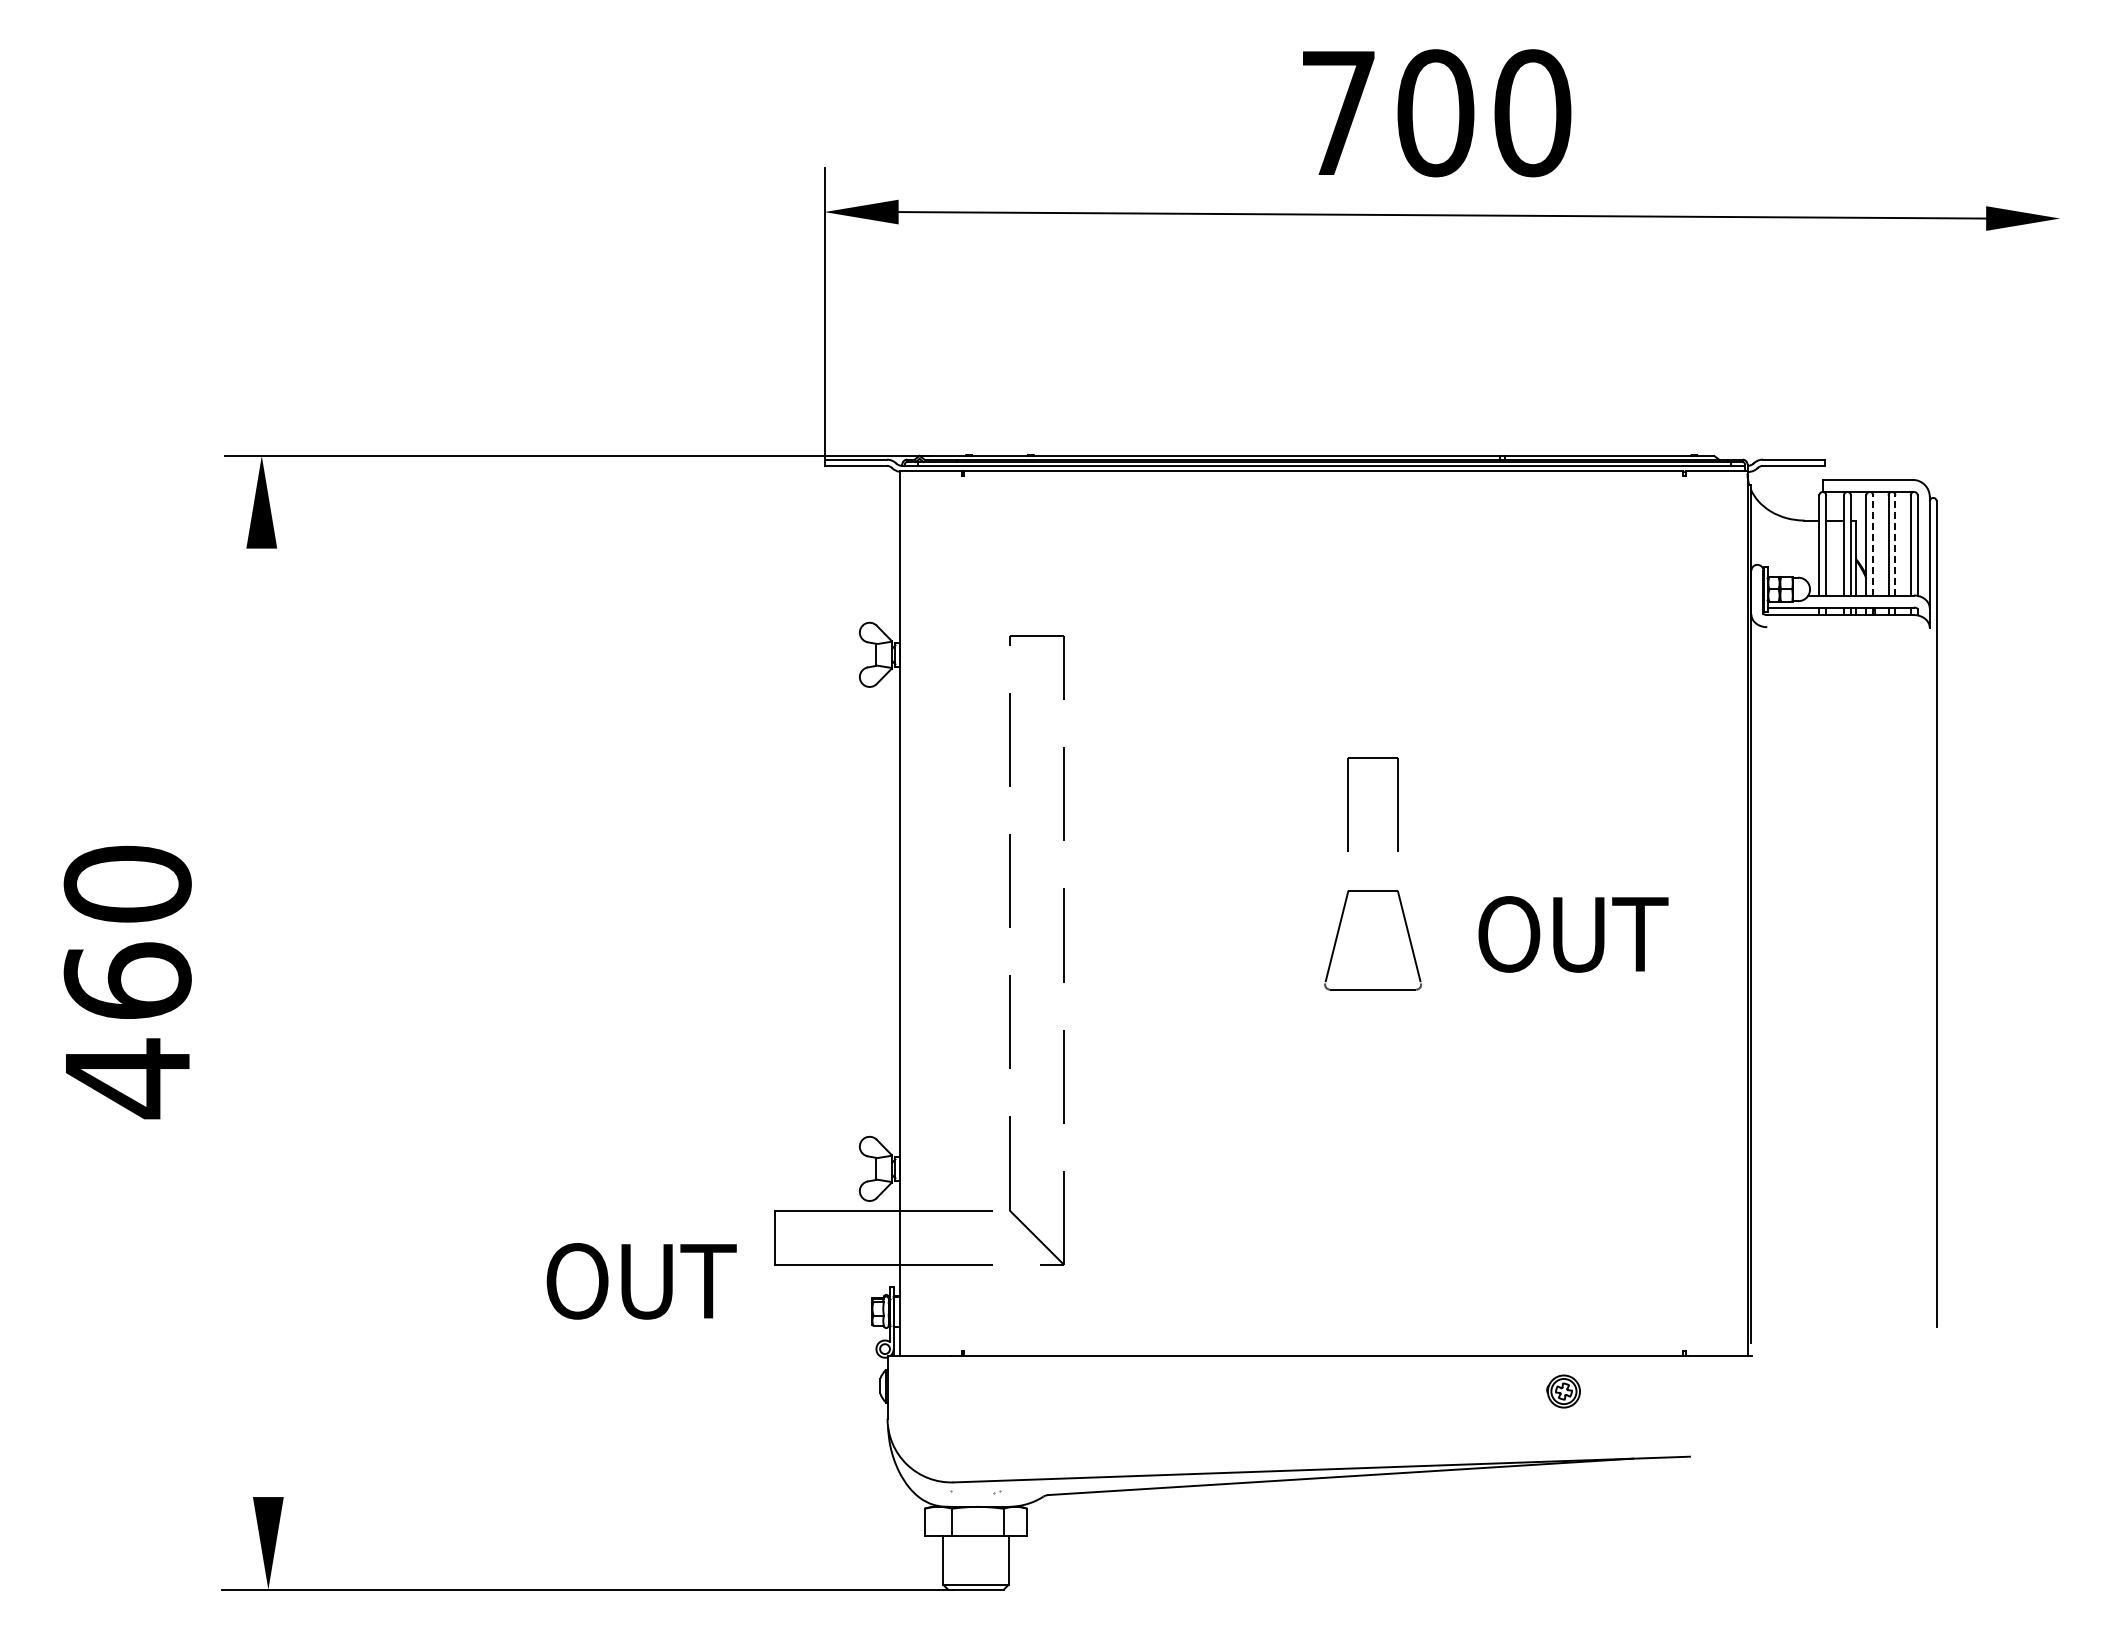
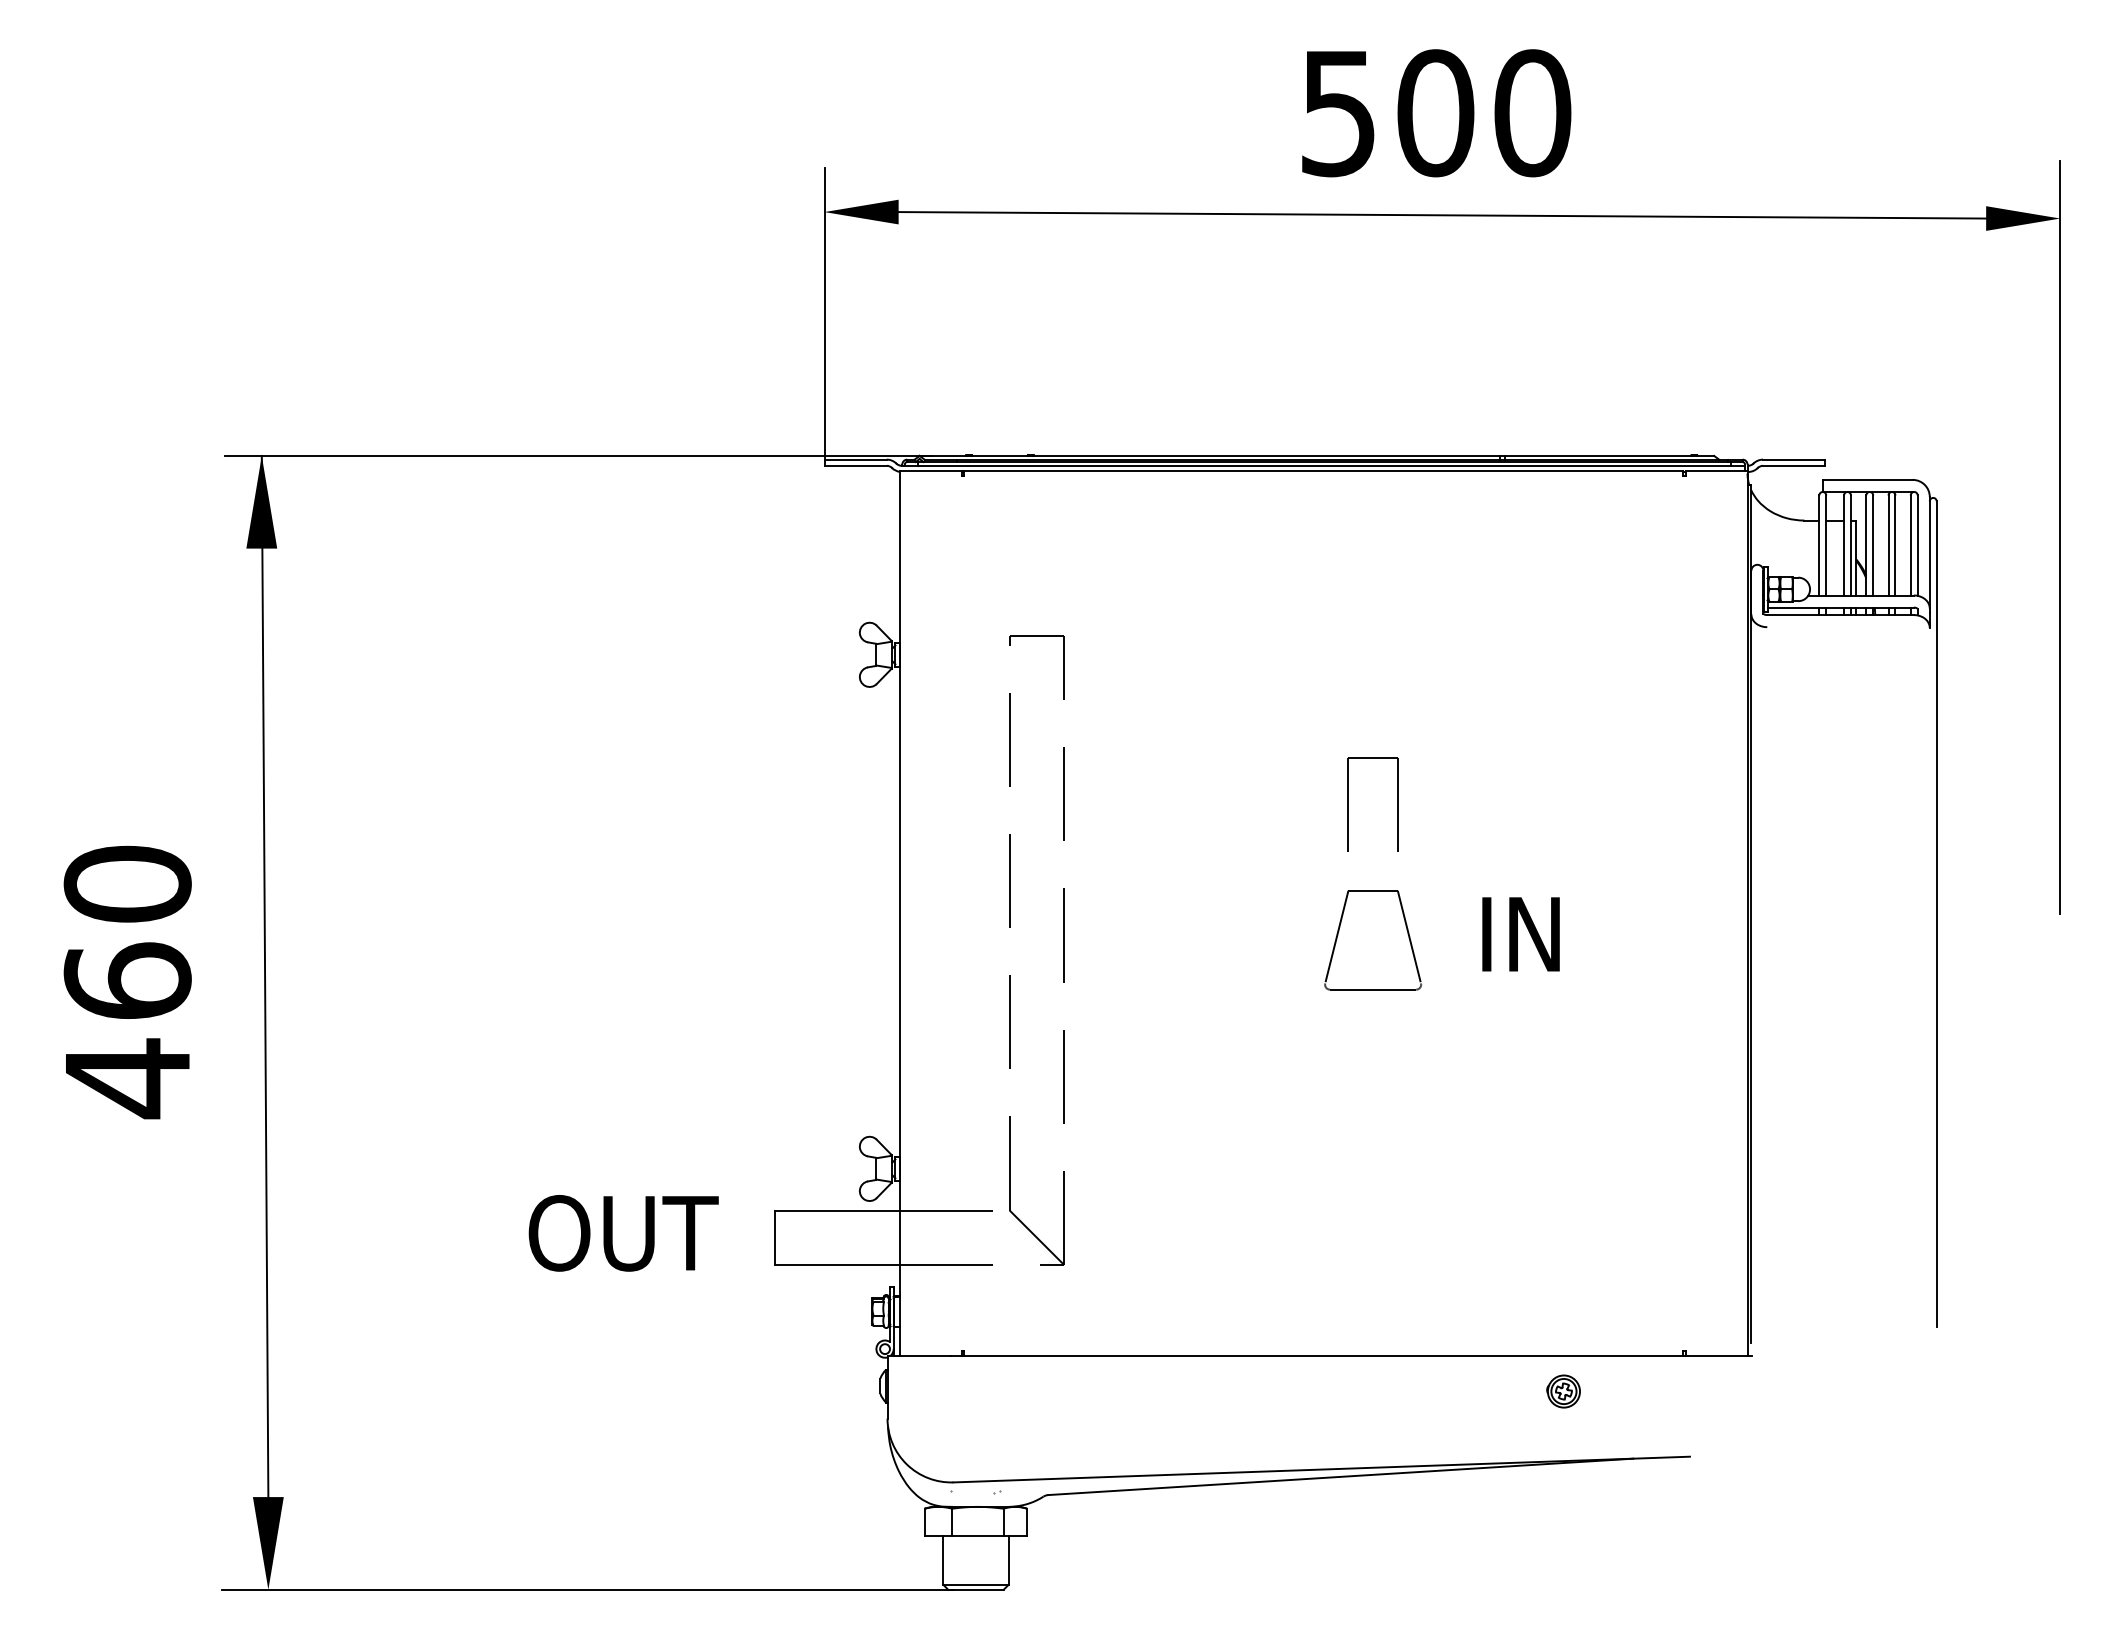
text: 700 -> 500 (1338, 114)
line: none -> present (2060, 537)
line: dashed -> solid (1873, 544)
line: dashed -> solid (1895, 544)
text: OUT -> IN (1573, 934)
line: none -> present (264, 976)
text position: (641, 1281) -> (623, 1233) (623, 1233)
